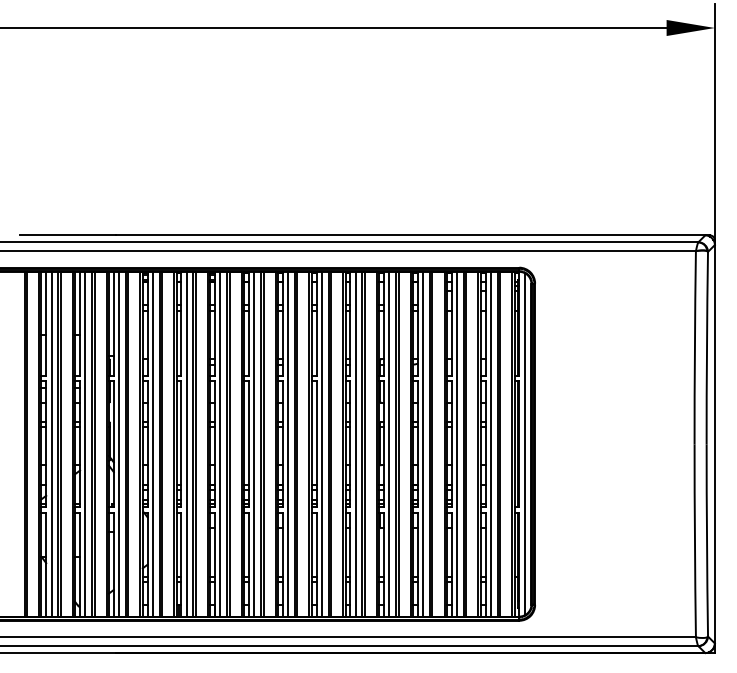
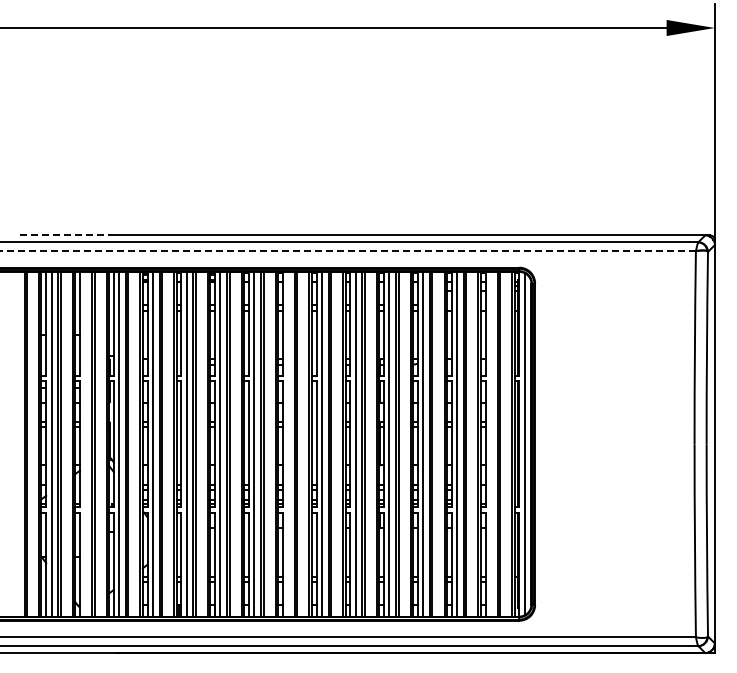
line: solid -> dashed (68, 235)
line: solid -> dashed (348, 251)
line: present -> none (85, 443)
line: present -> none (288, 443)
line: present -> none (490, 443)
